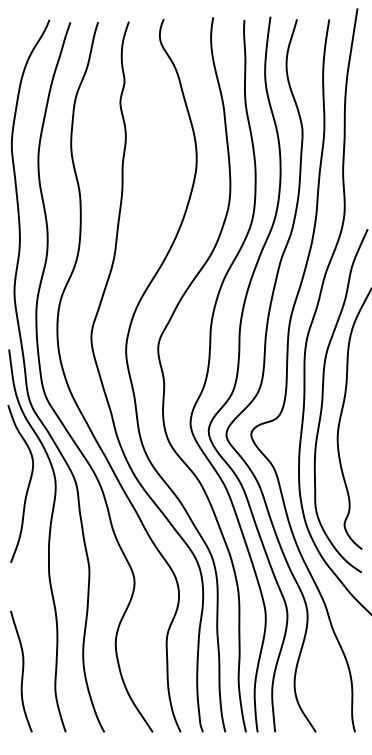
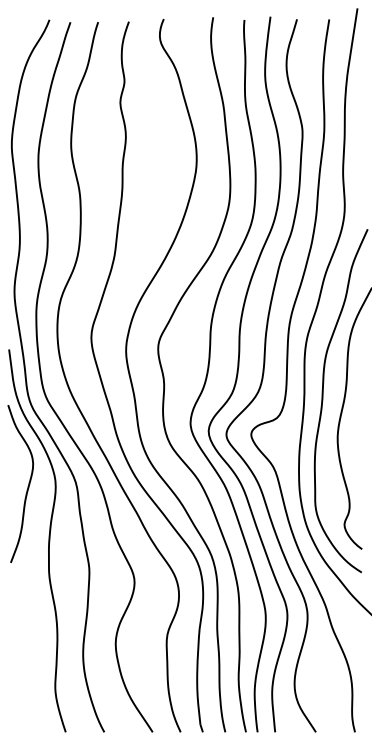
curve: present -> none (22, 671)
